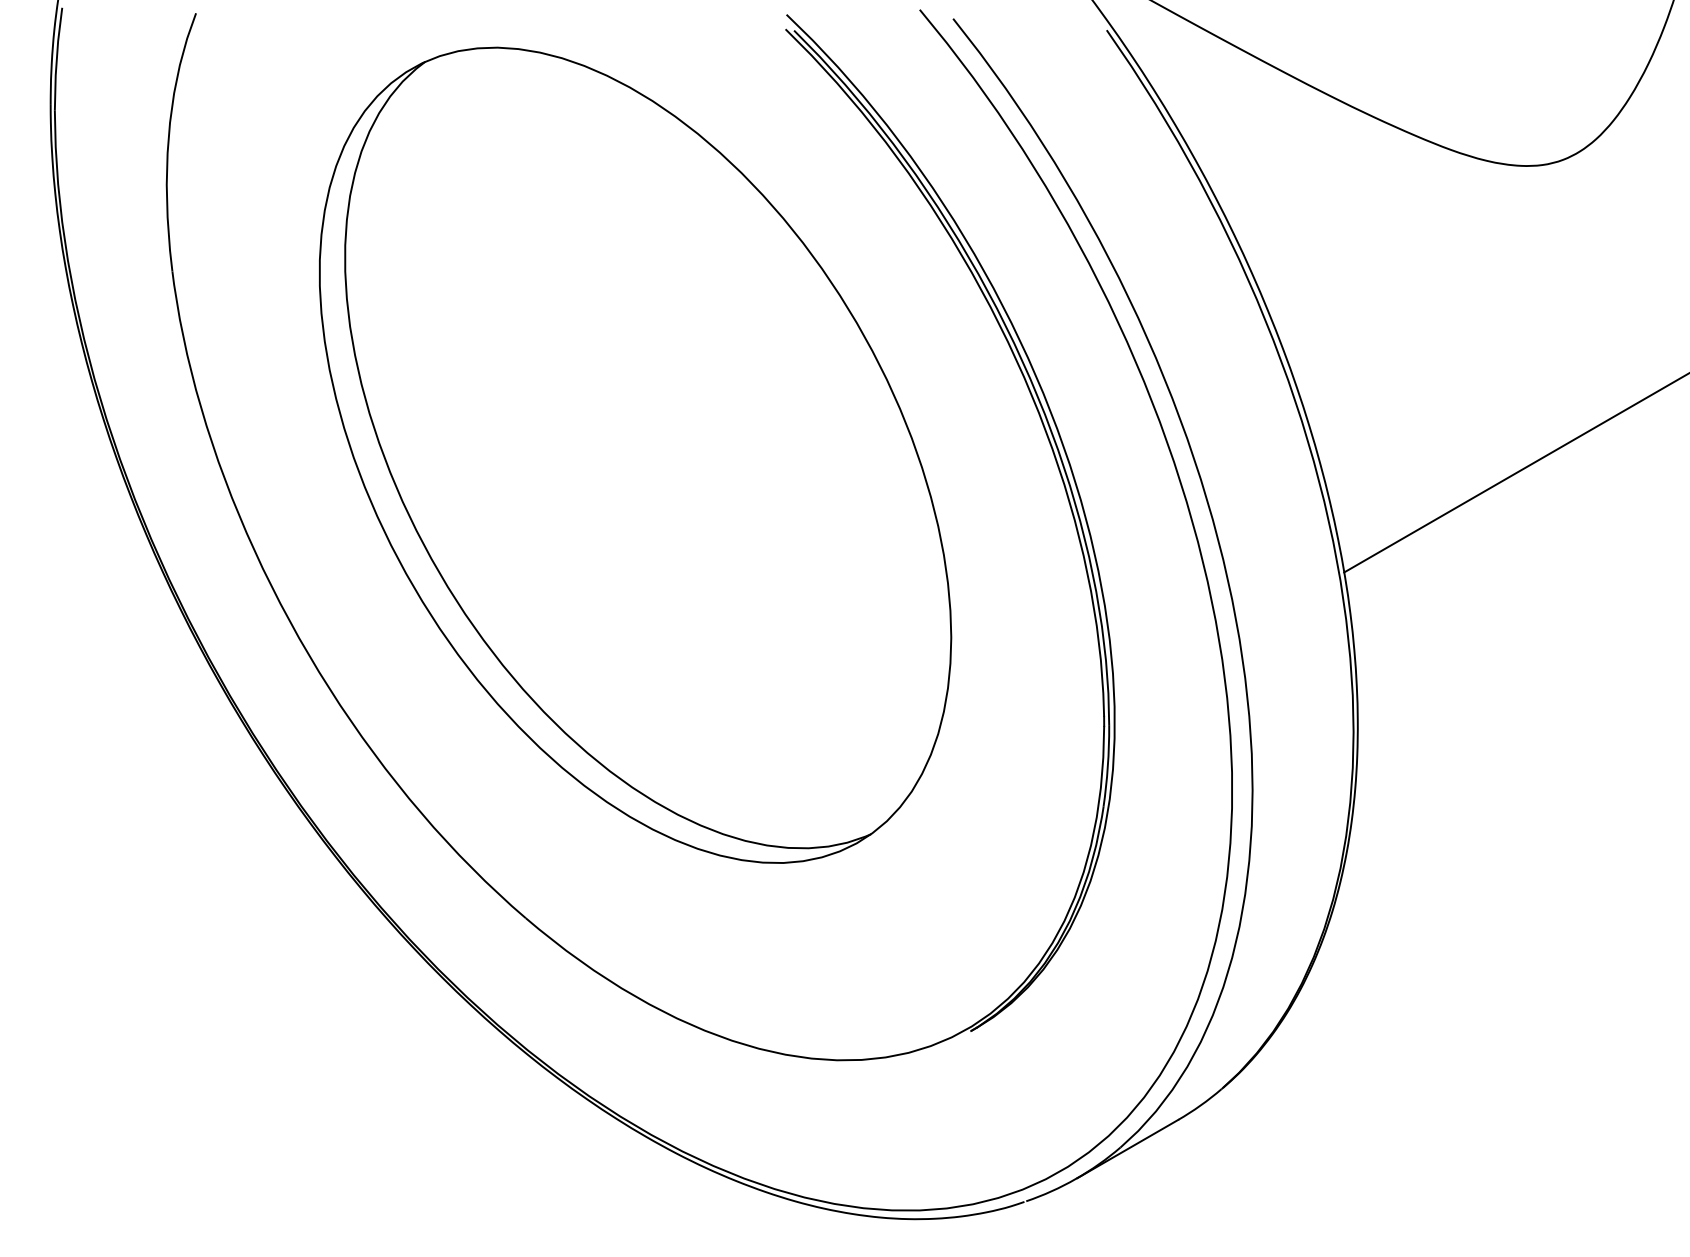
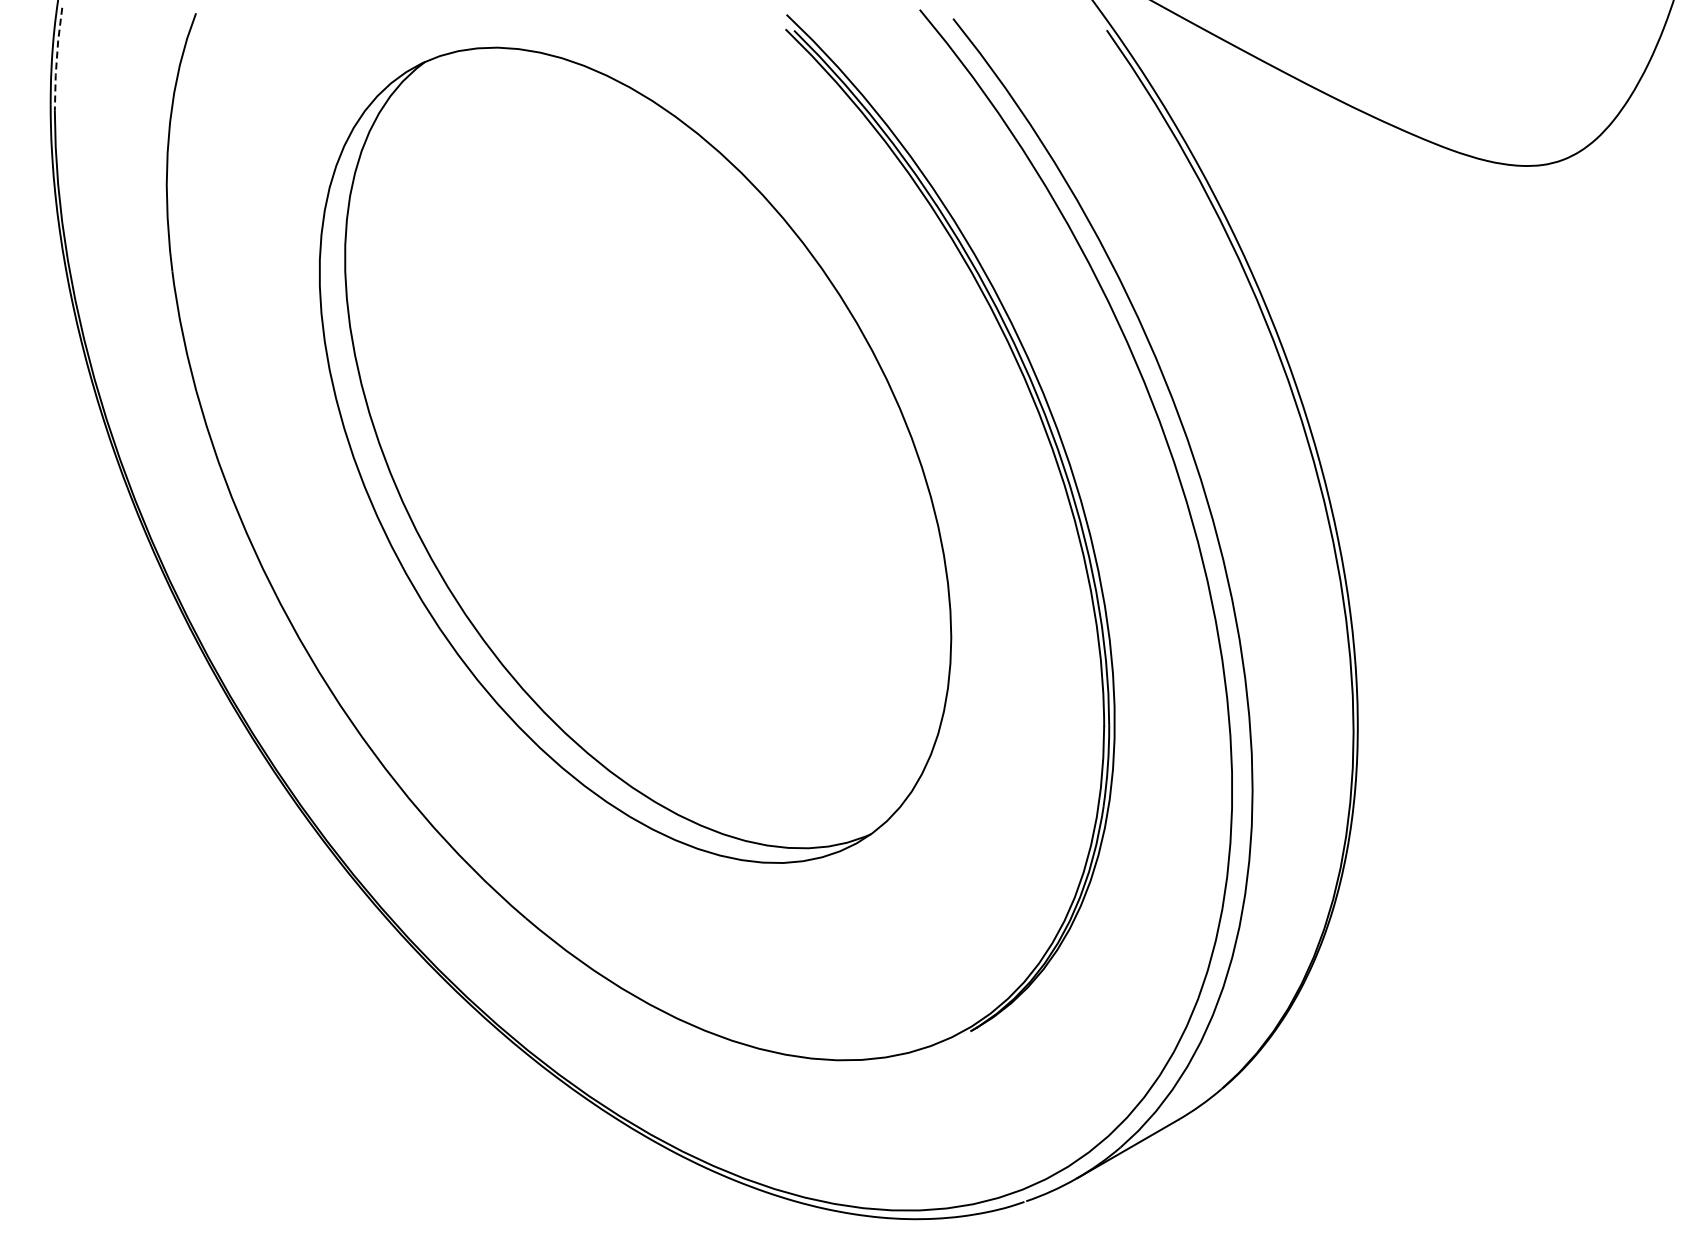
line: solid -> dashed (56, 59)
line: present -> none (1515, 473)
